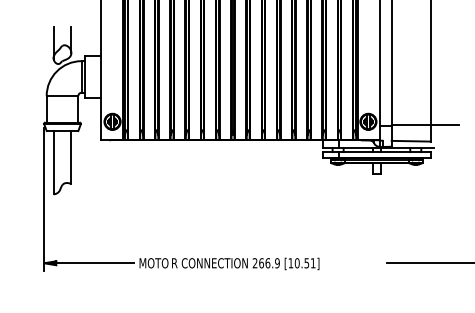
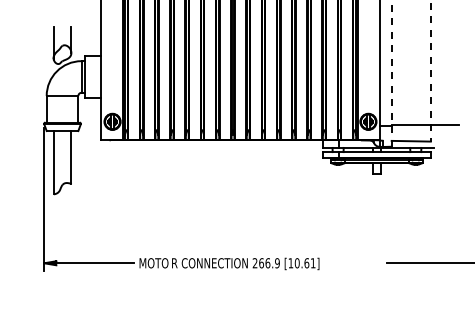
line: solid -> dashed (430, 71)
line: solid -> dashed (391, 72)
text: [10.51] -> [10.61] (306, 263)
